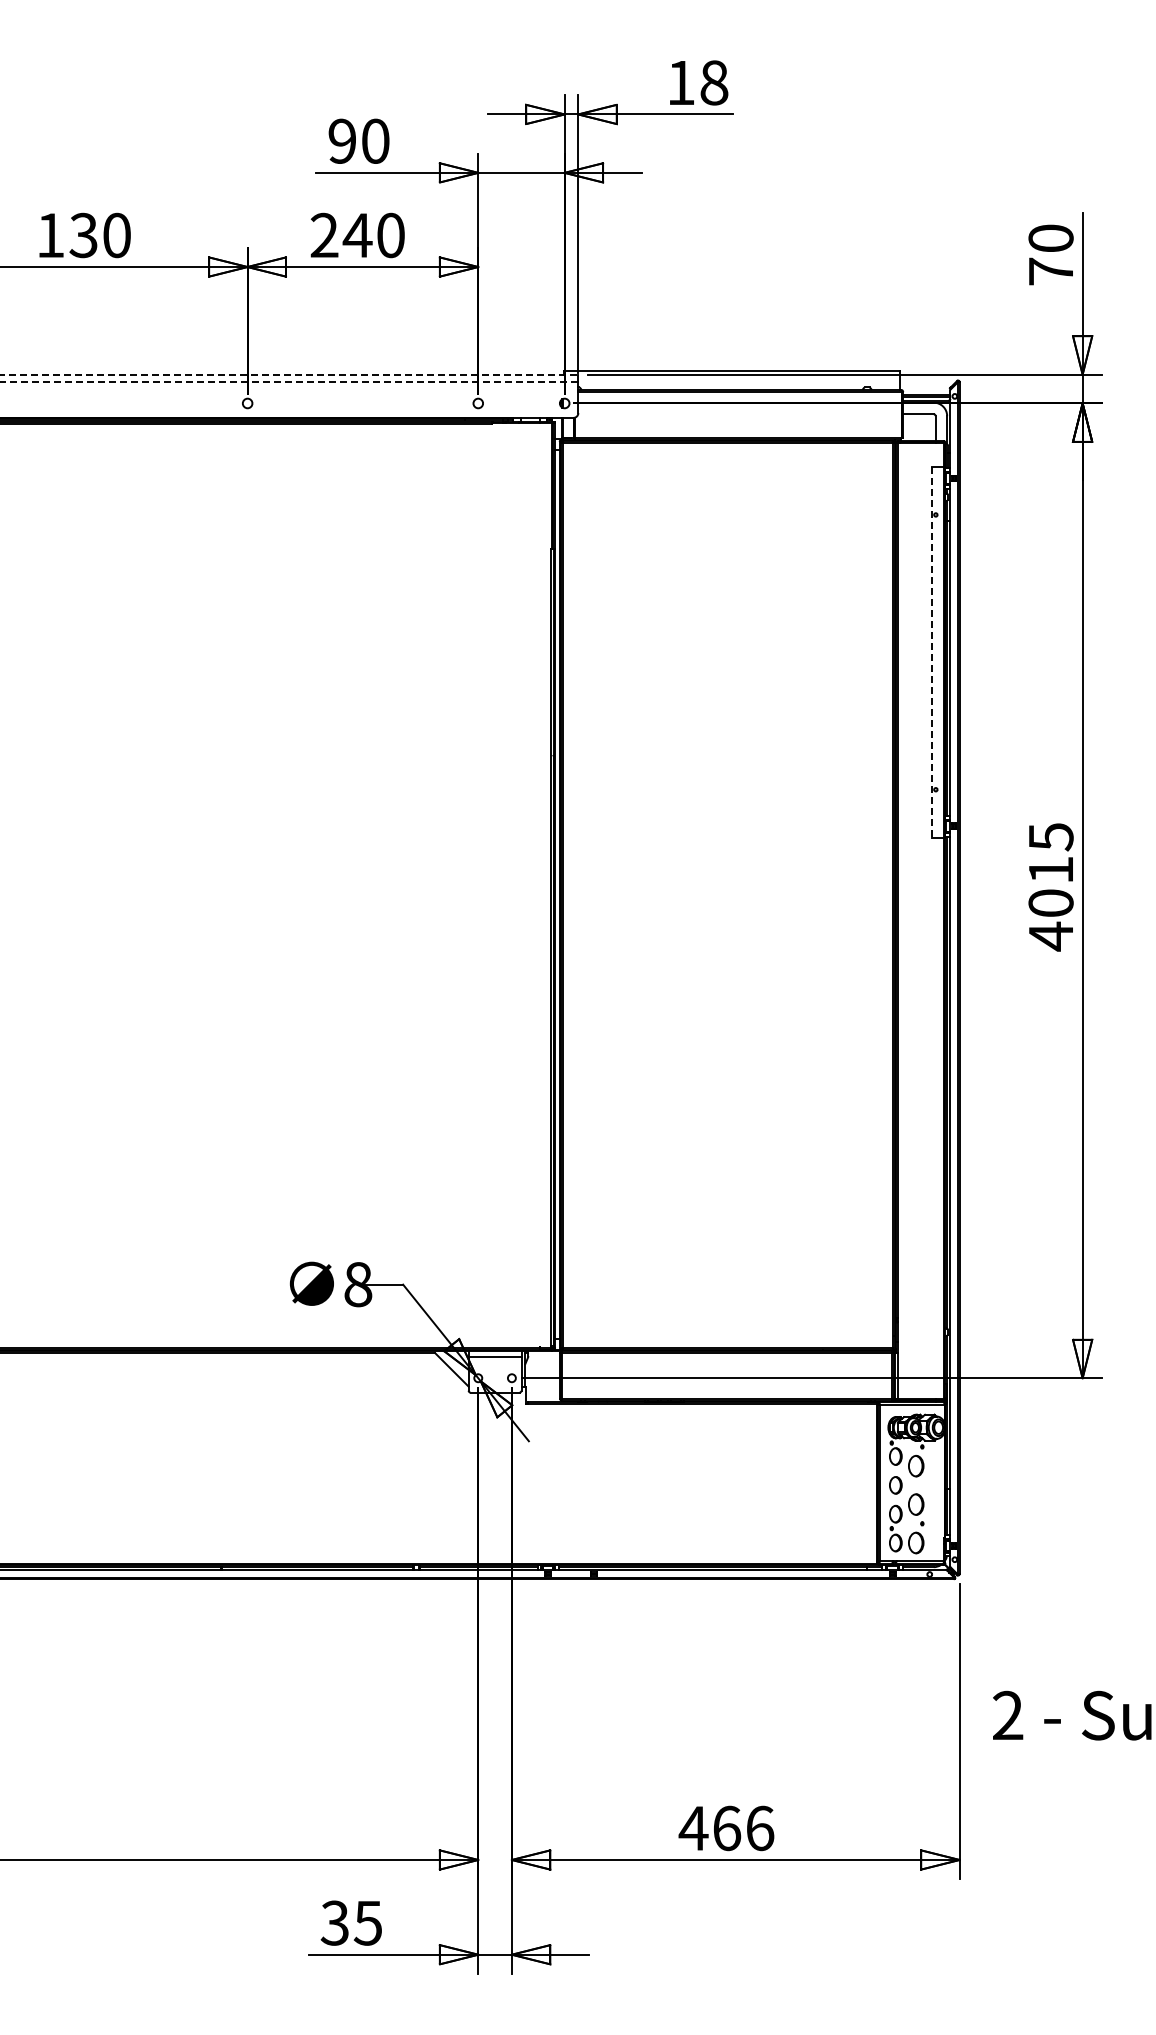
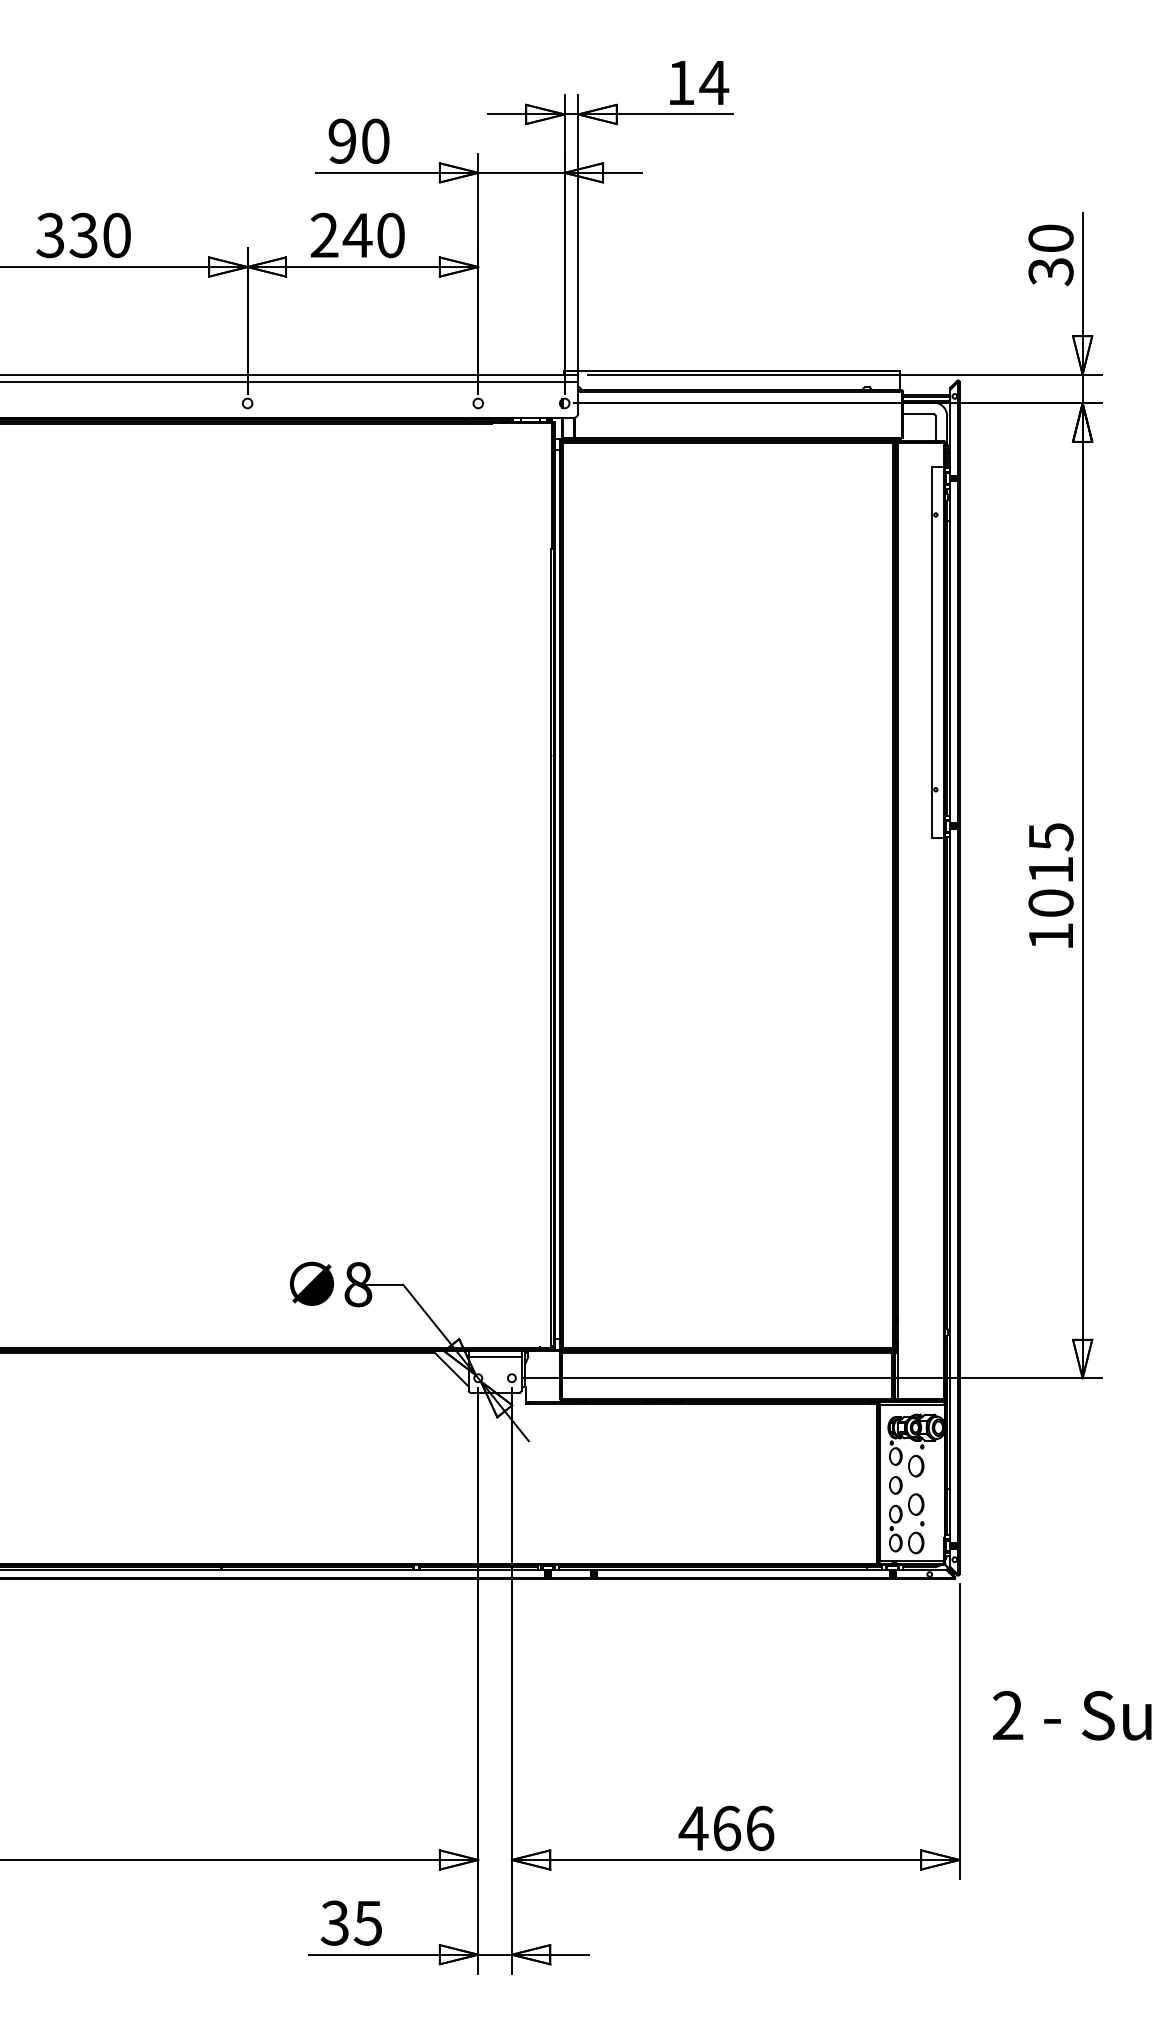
text: 18 -> 14 (714, 82)
text: 130 -> 330 (50, 235)
text: 70 -> 30 (1050, 271)
line: dashed -> solid (289, 374)
line: dashed -> solid (289, 382)
line: dashed -> solid (932, 652)
text: 4015 -> 1015 (1050, 936)
